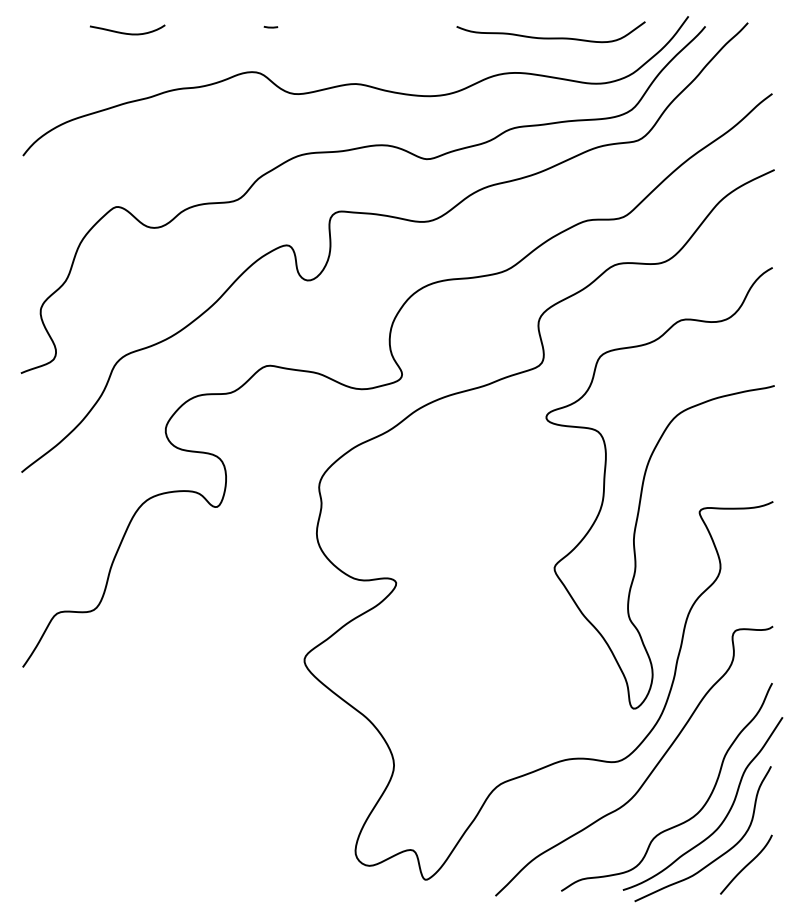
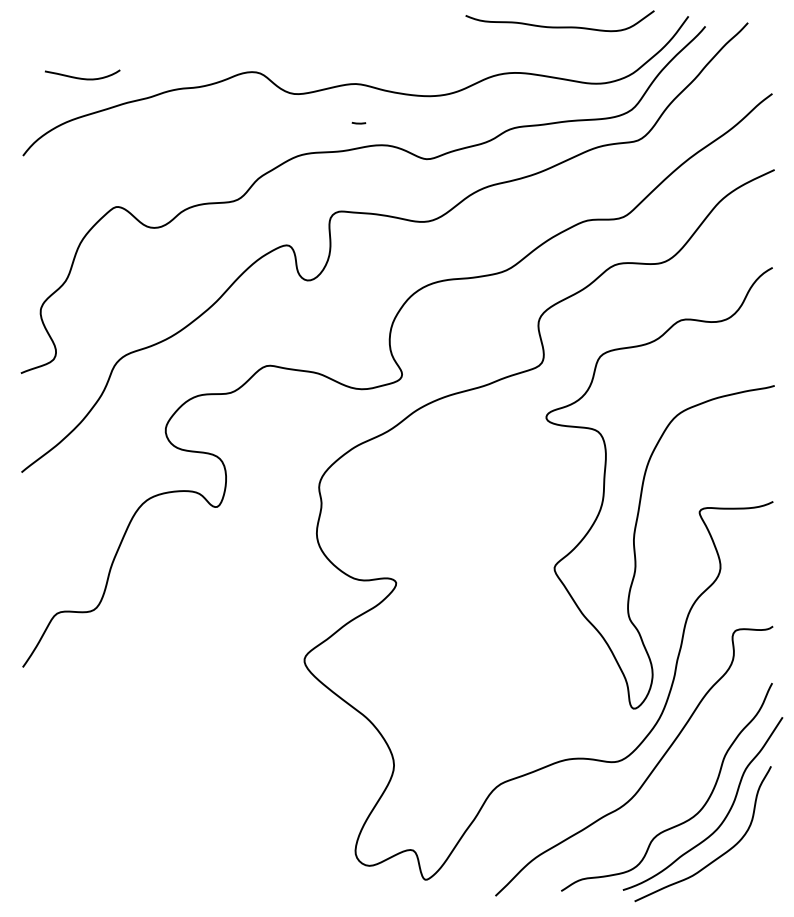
line position: (270, 27) -> (358, 123) (358, 123)
curve position: (126, 32) -> (81, 77) (81, 77)
curve position: (550, 37) -> (559, 26) (559, 26)
curve: present -> none (746, 864)
